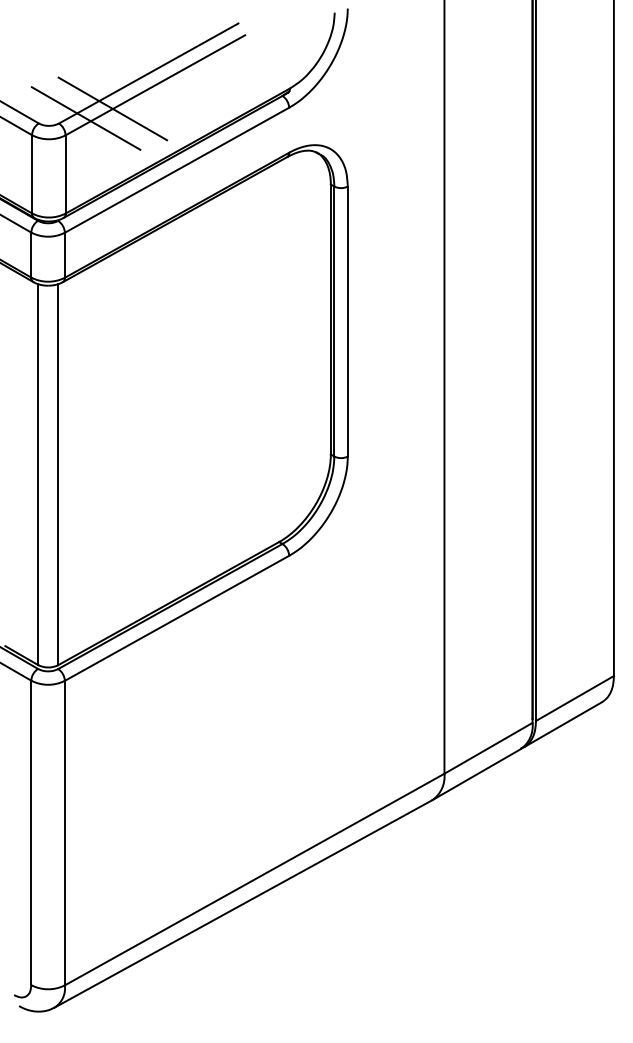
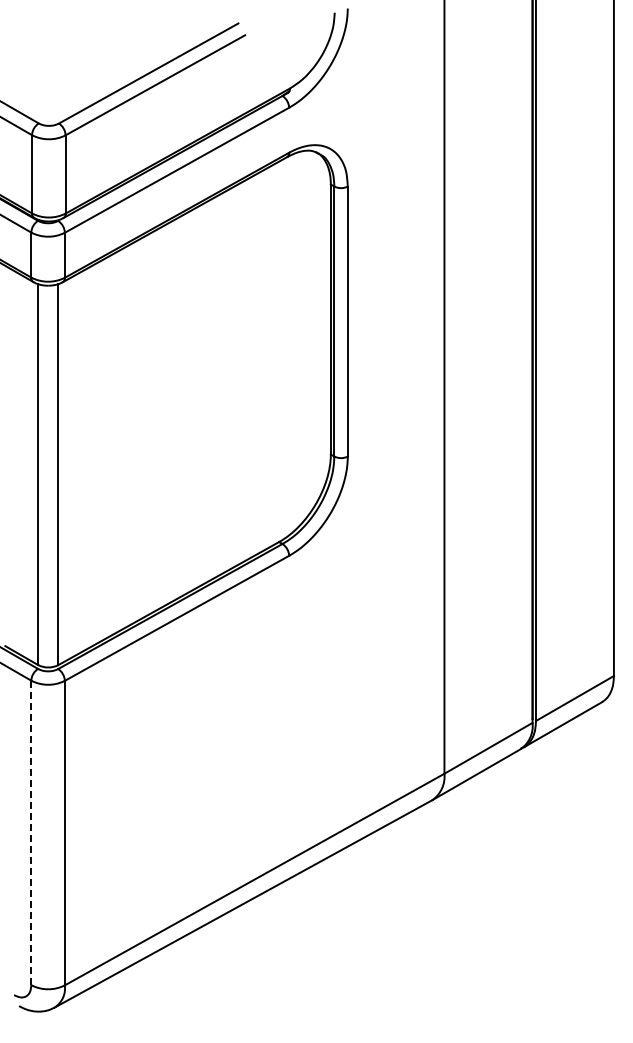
line: present -> none (112, 108)
line: present -> none (85, 118)
line: solid -> dashed (31, 833)
